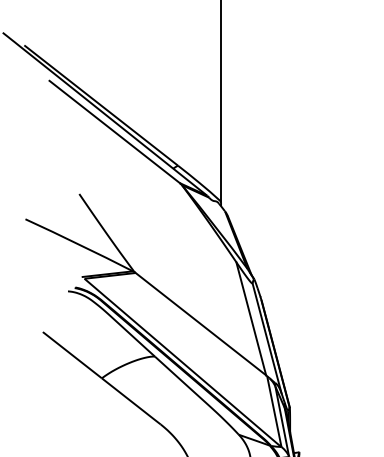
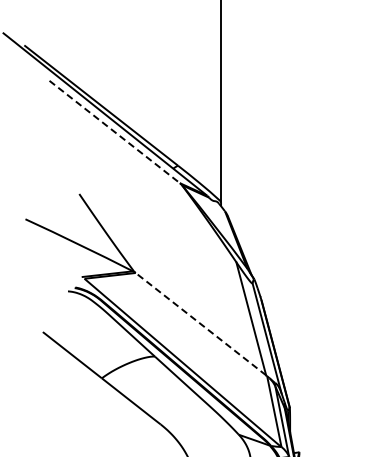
line: solid -> dashed (114, 132)
line: solid -> dashed (200, 324)
